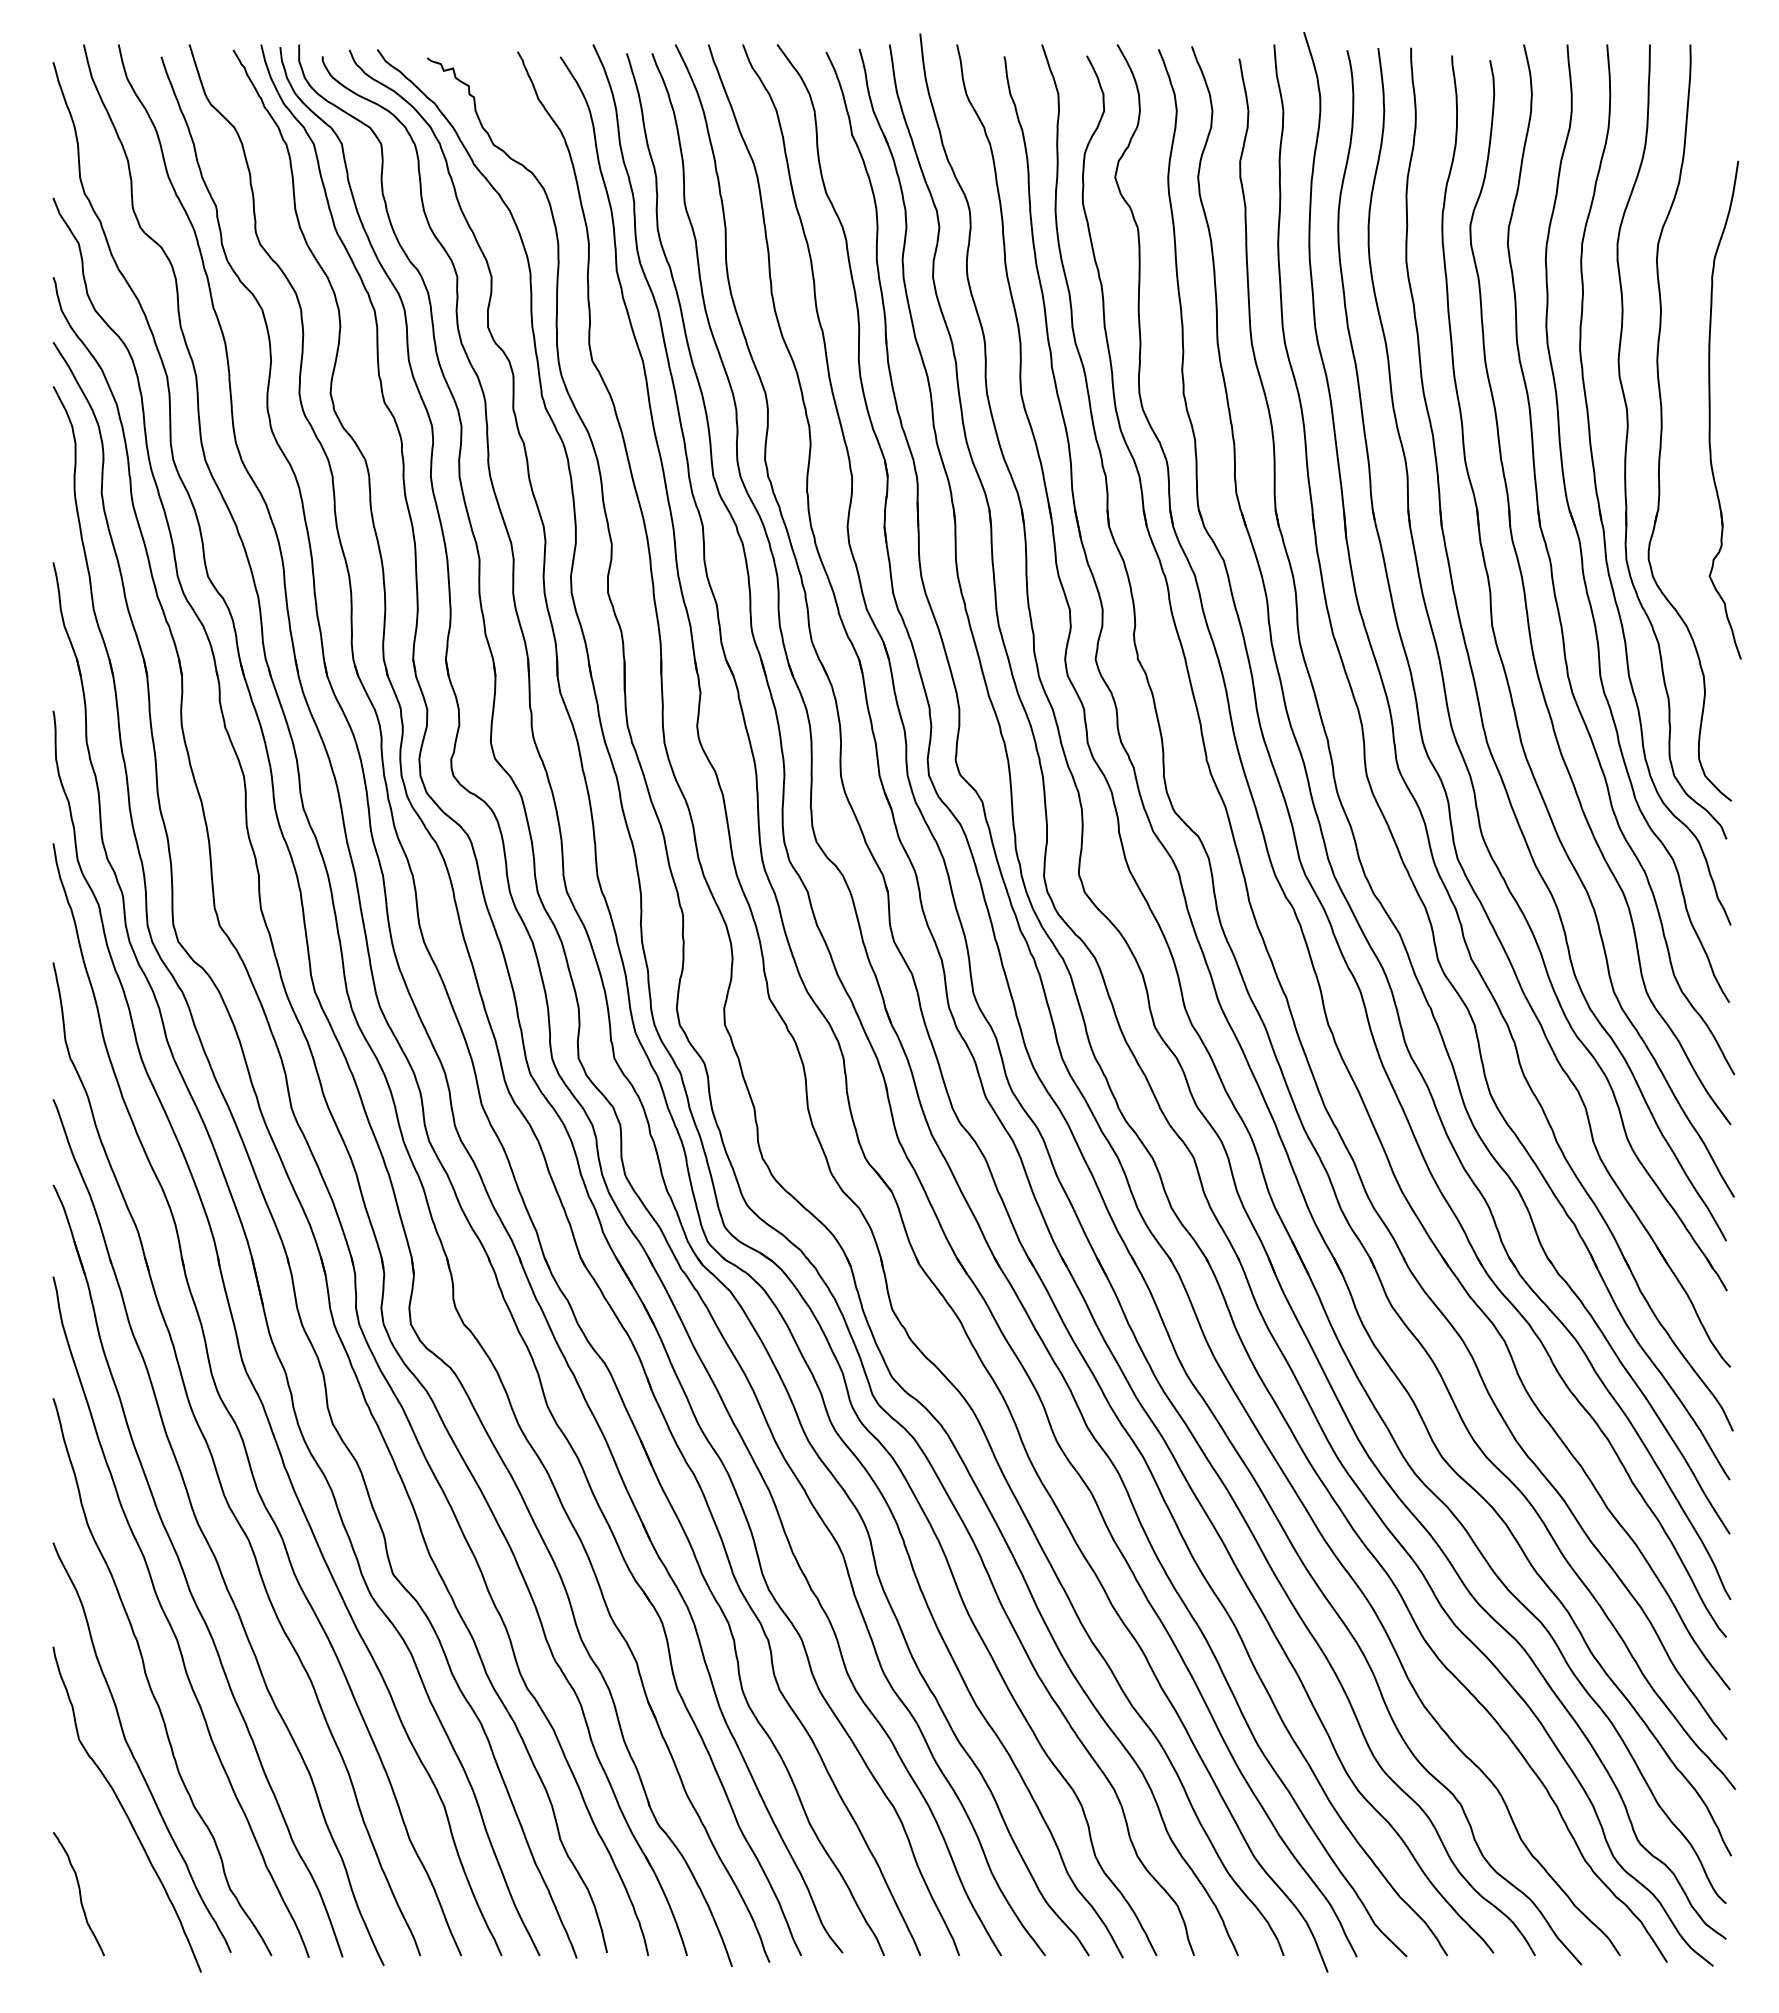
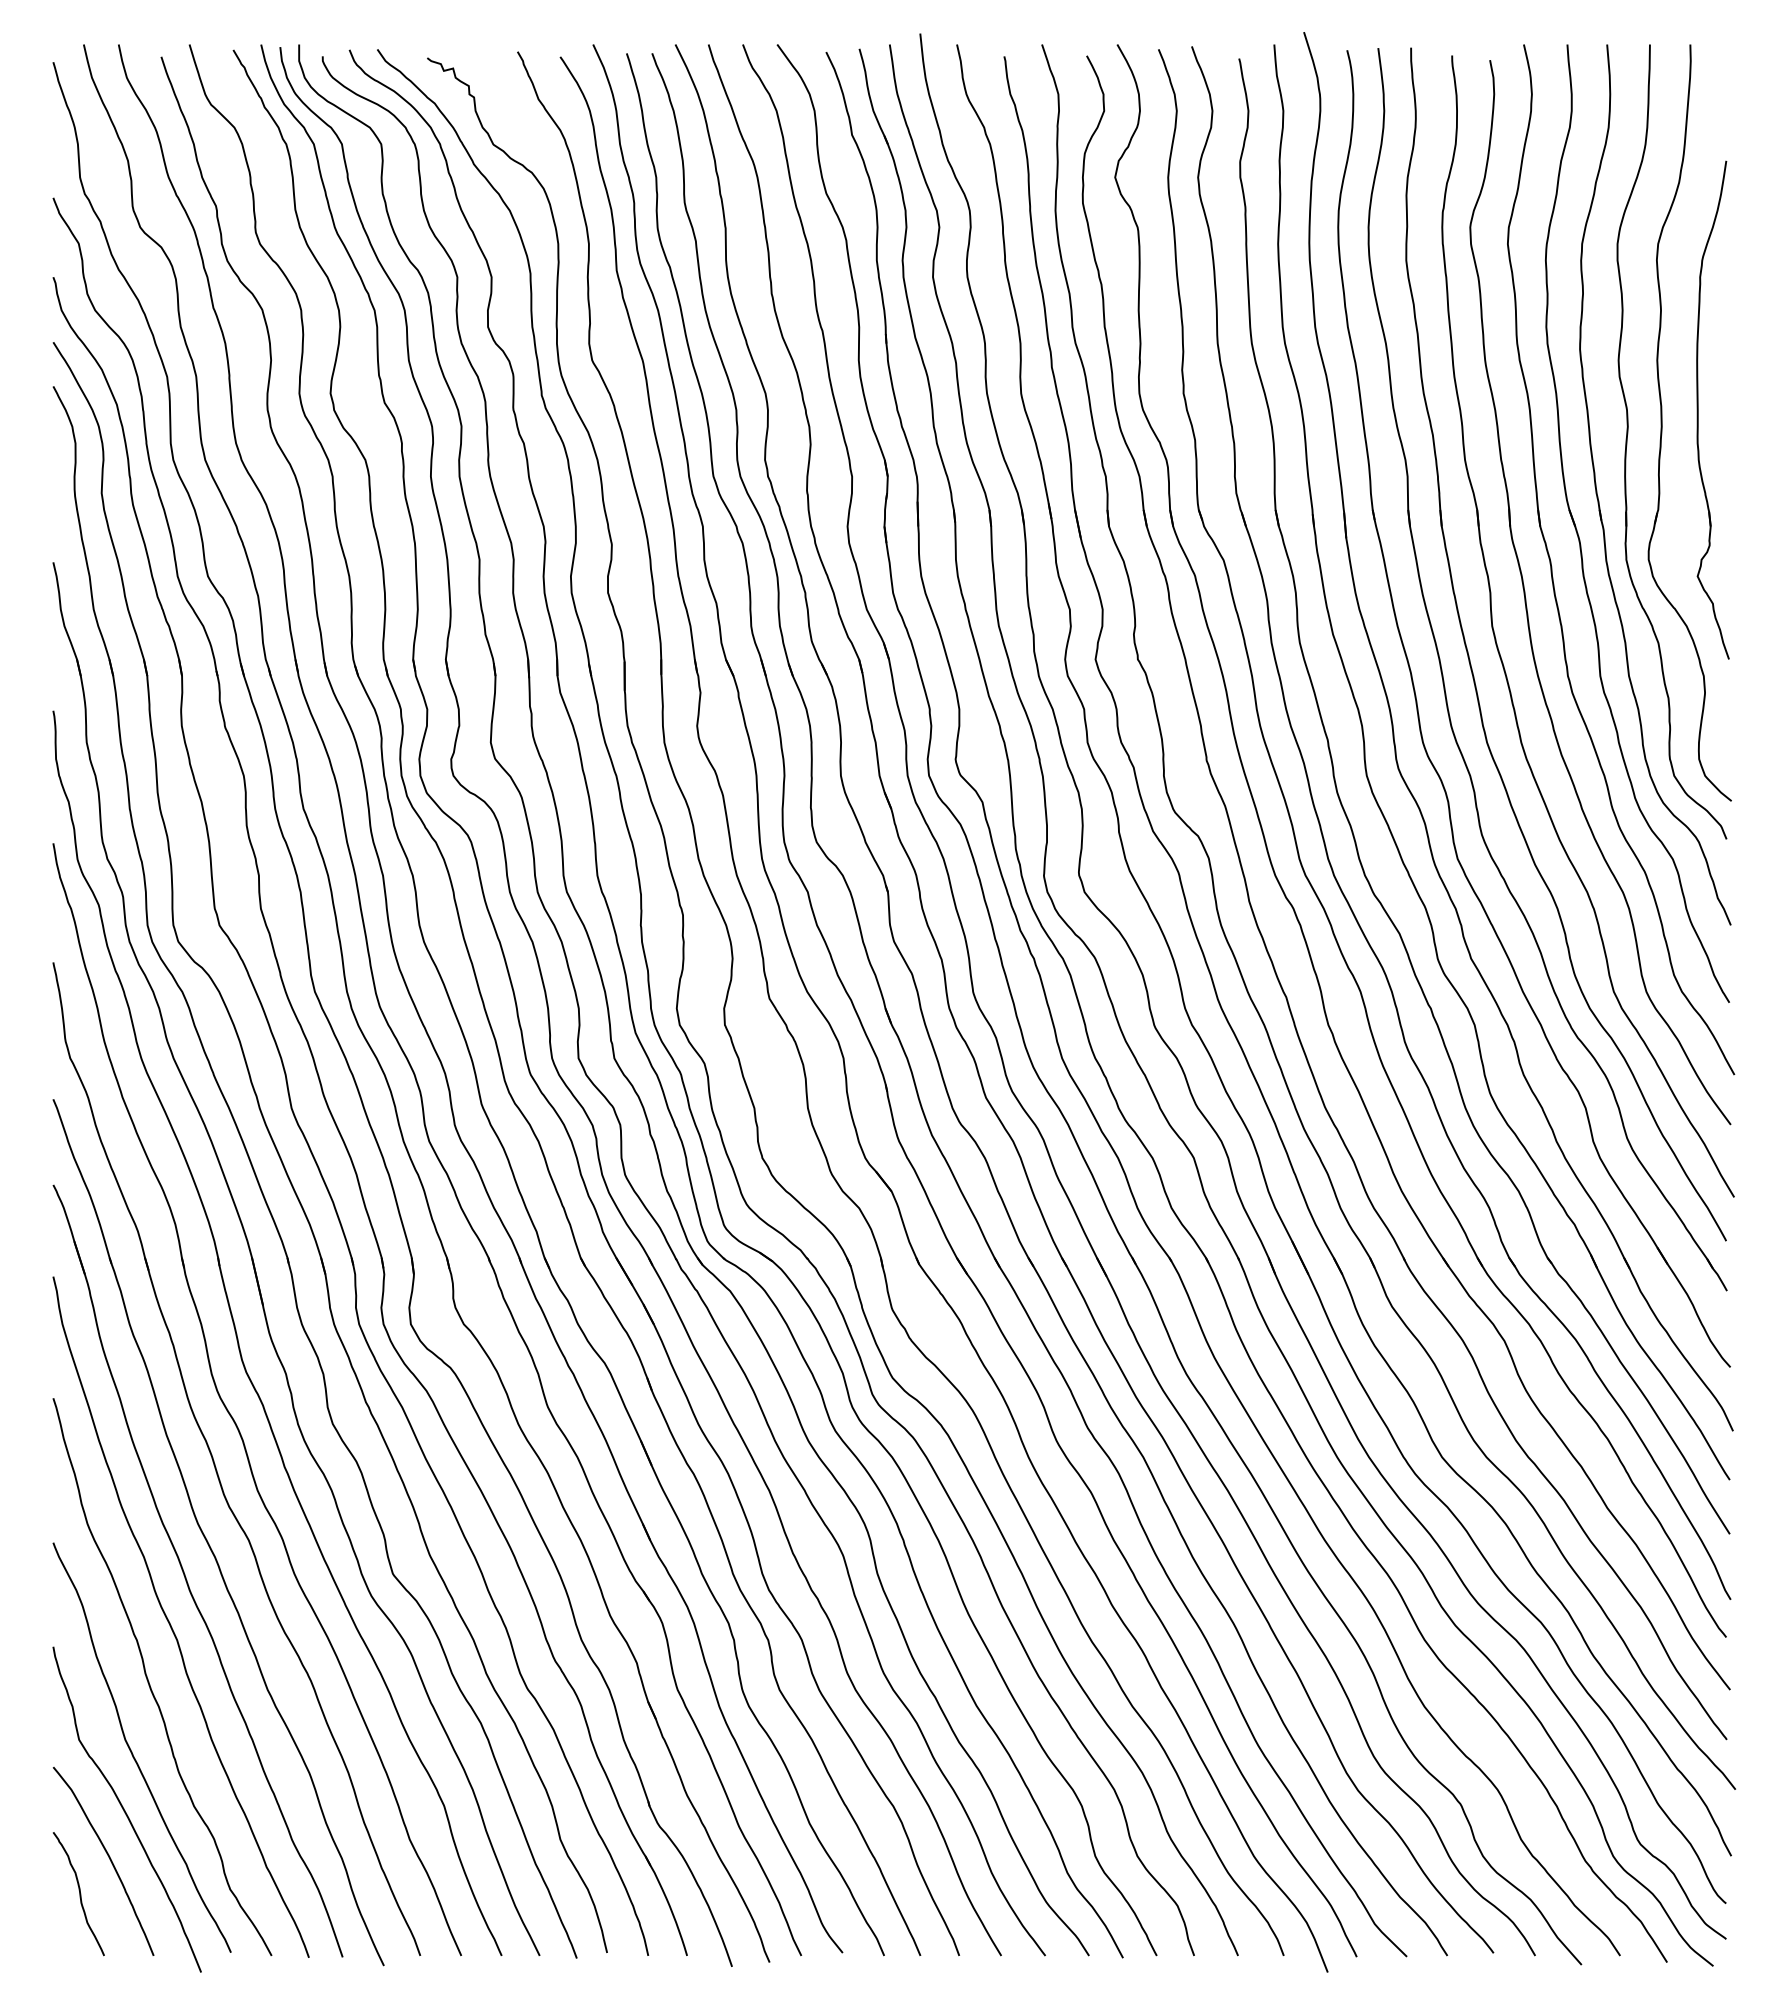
part position: (1710, 409) -> (1698, 409) (1698, 409)
curve: none -> present (109, 1859)
